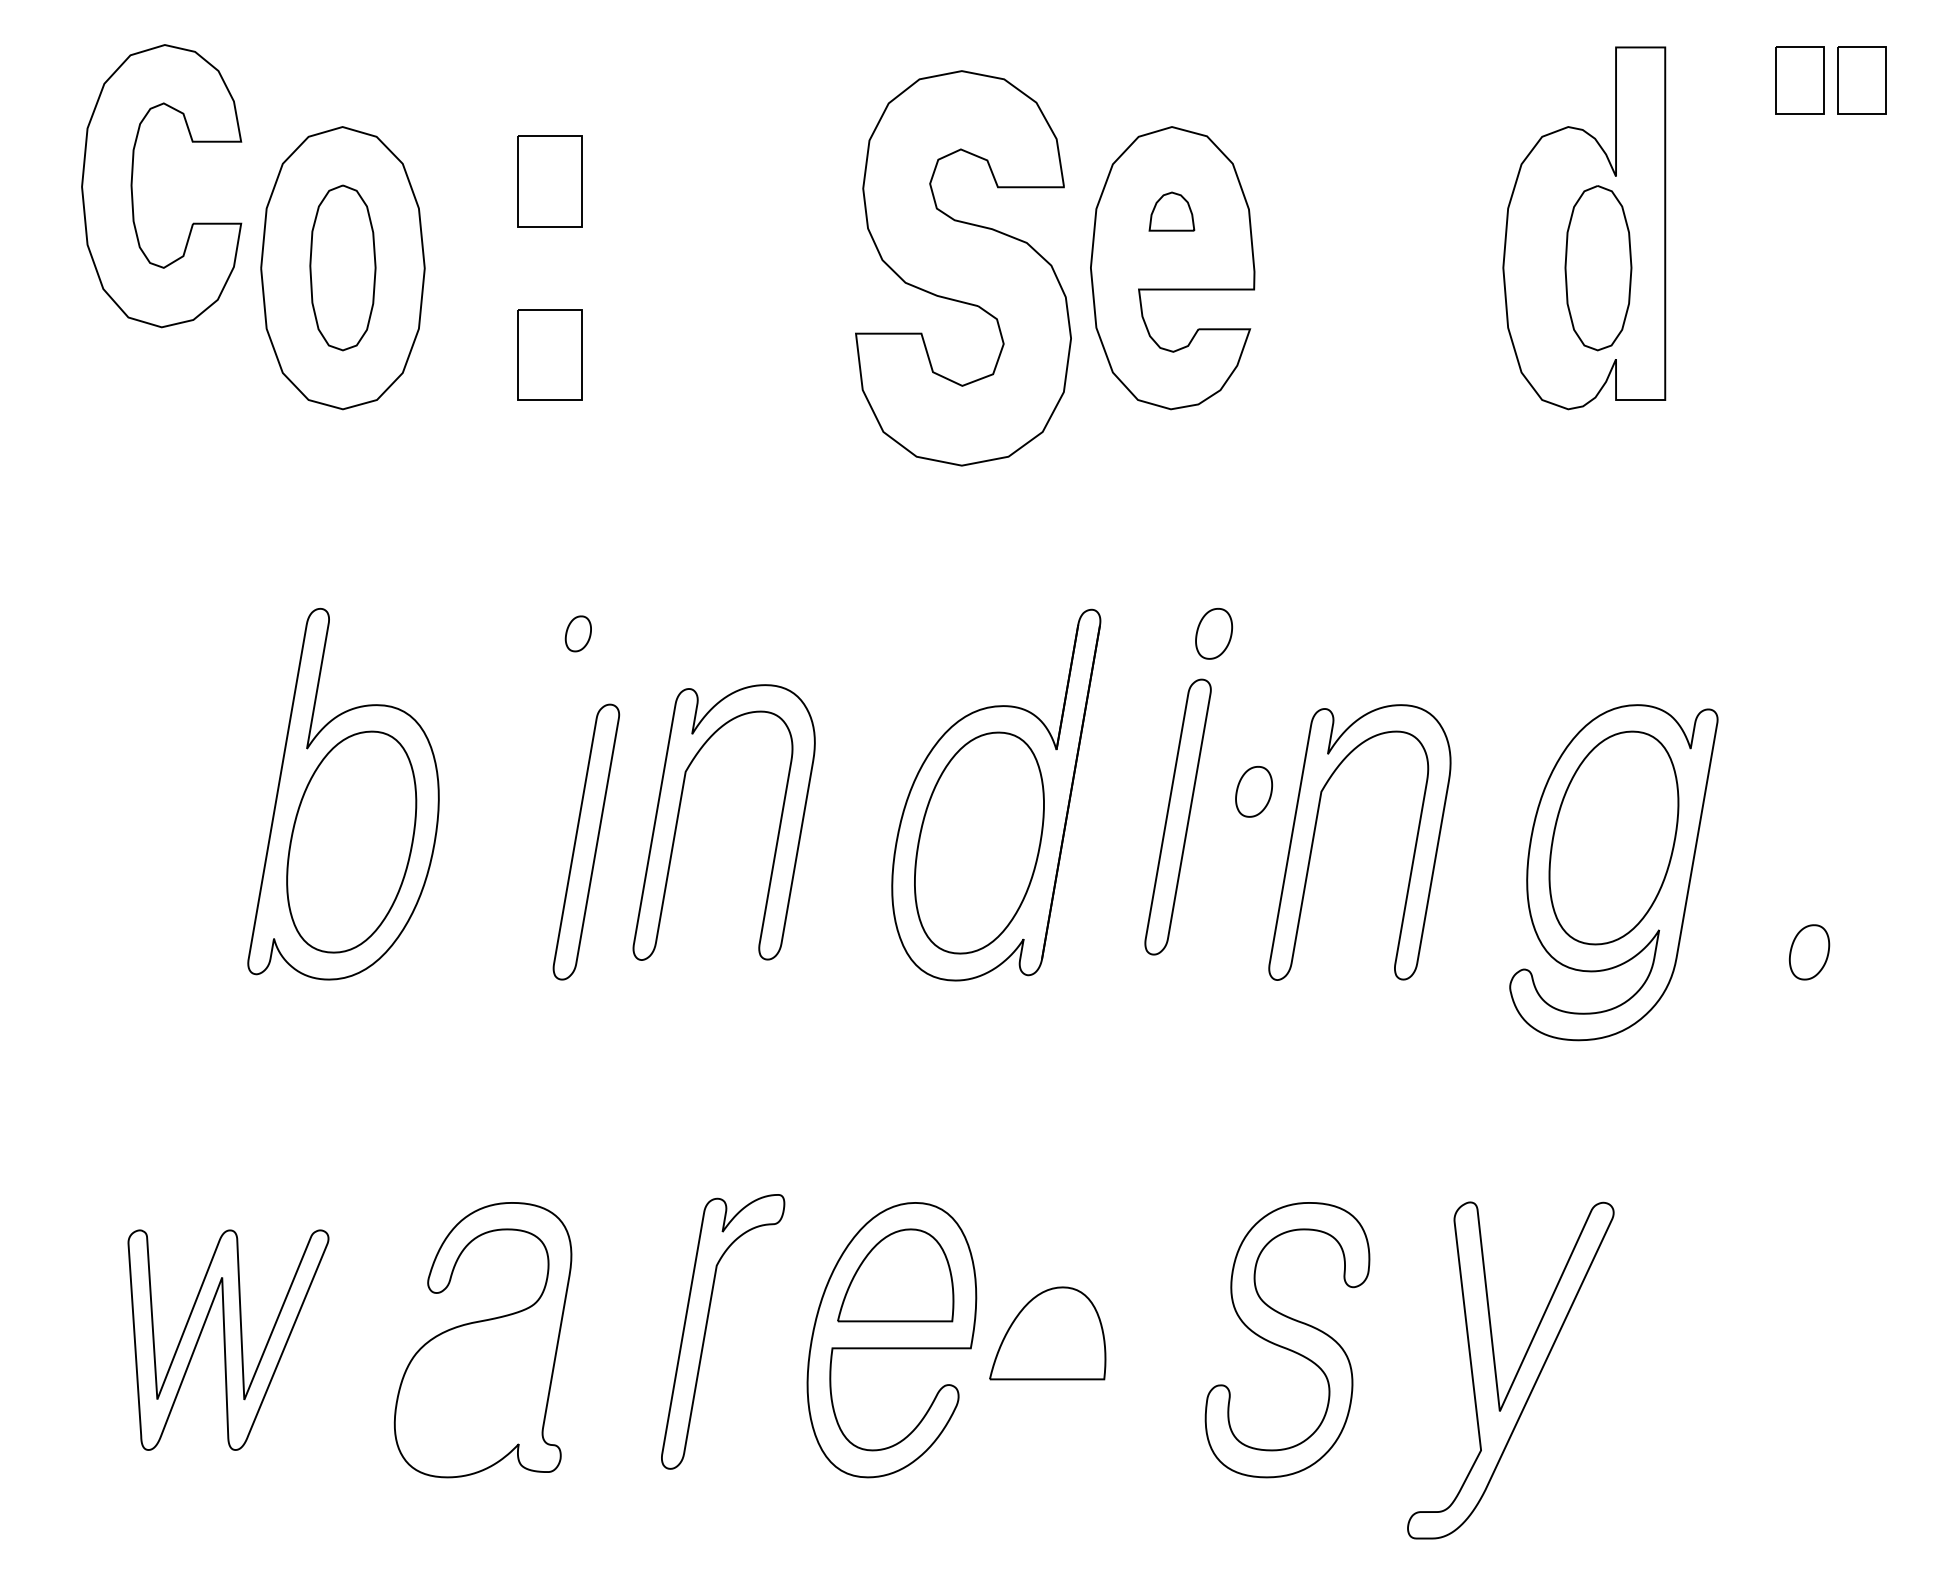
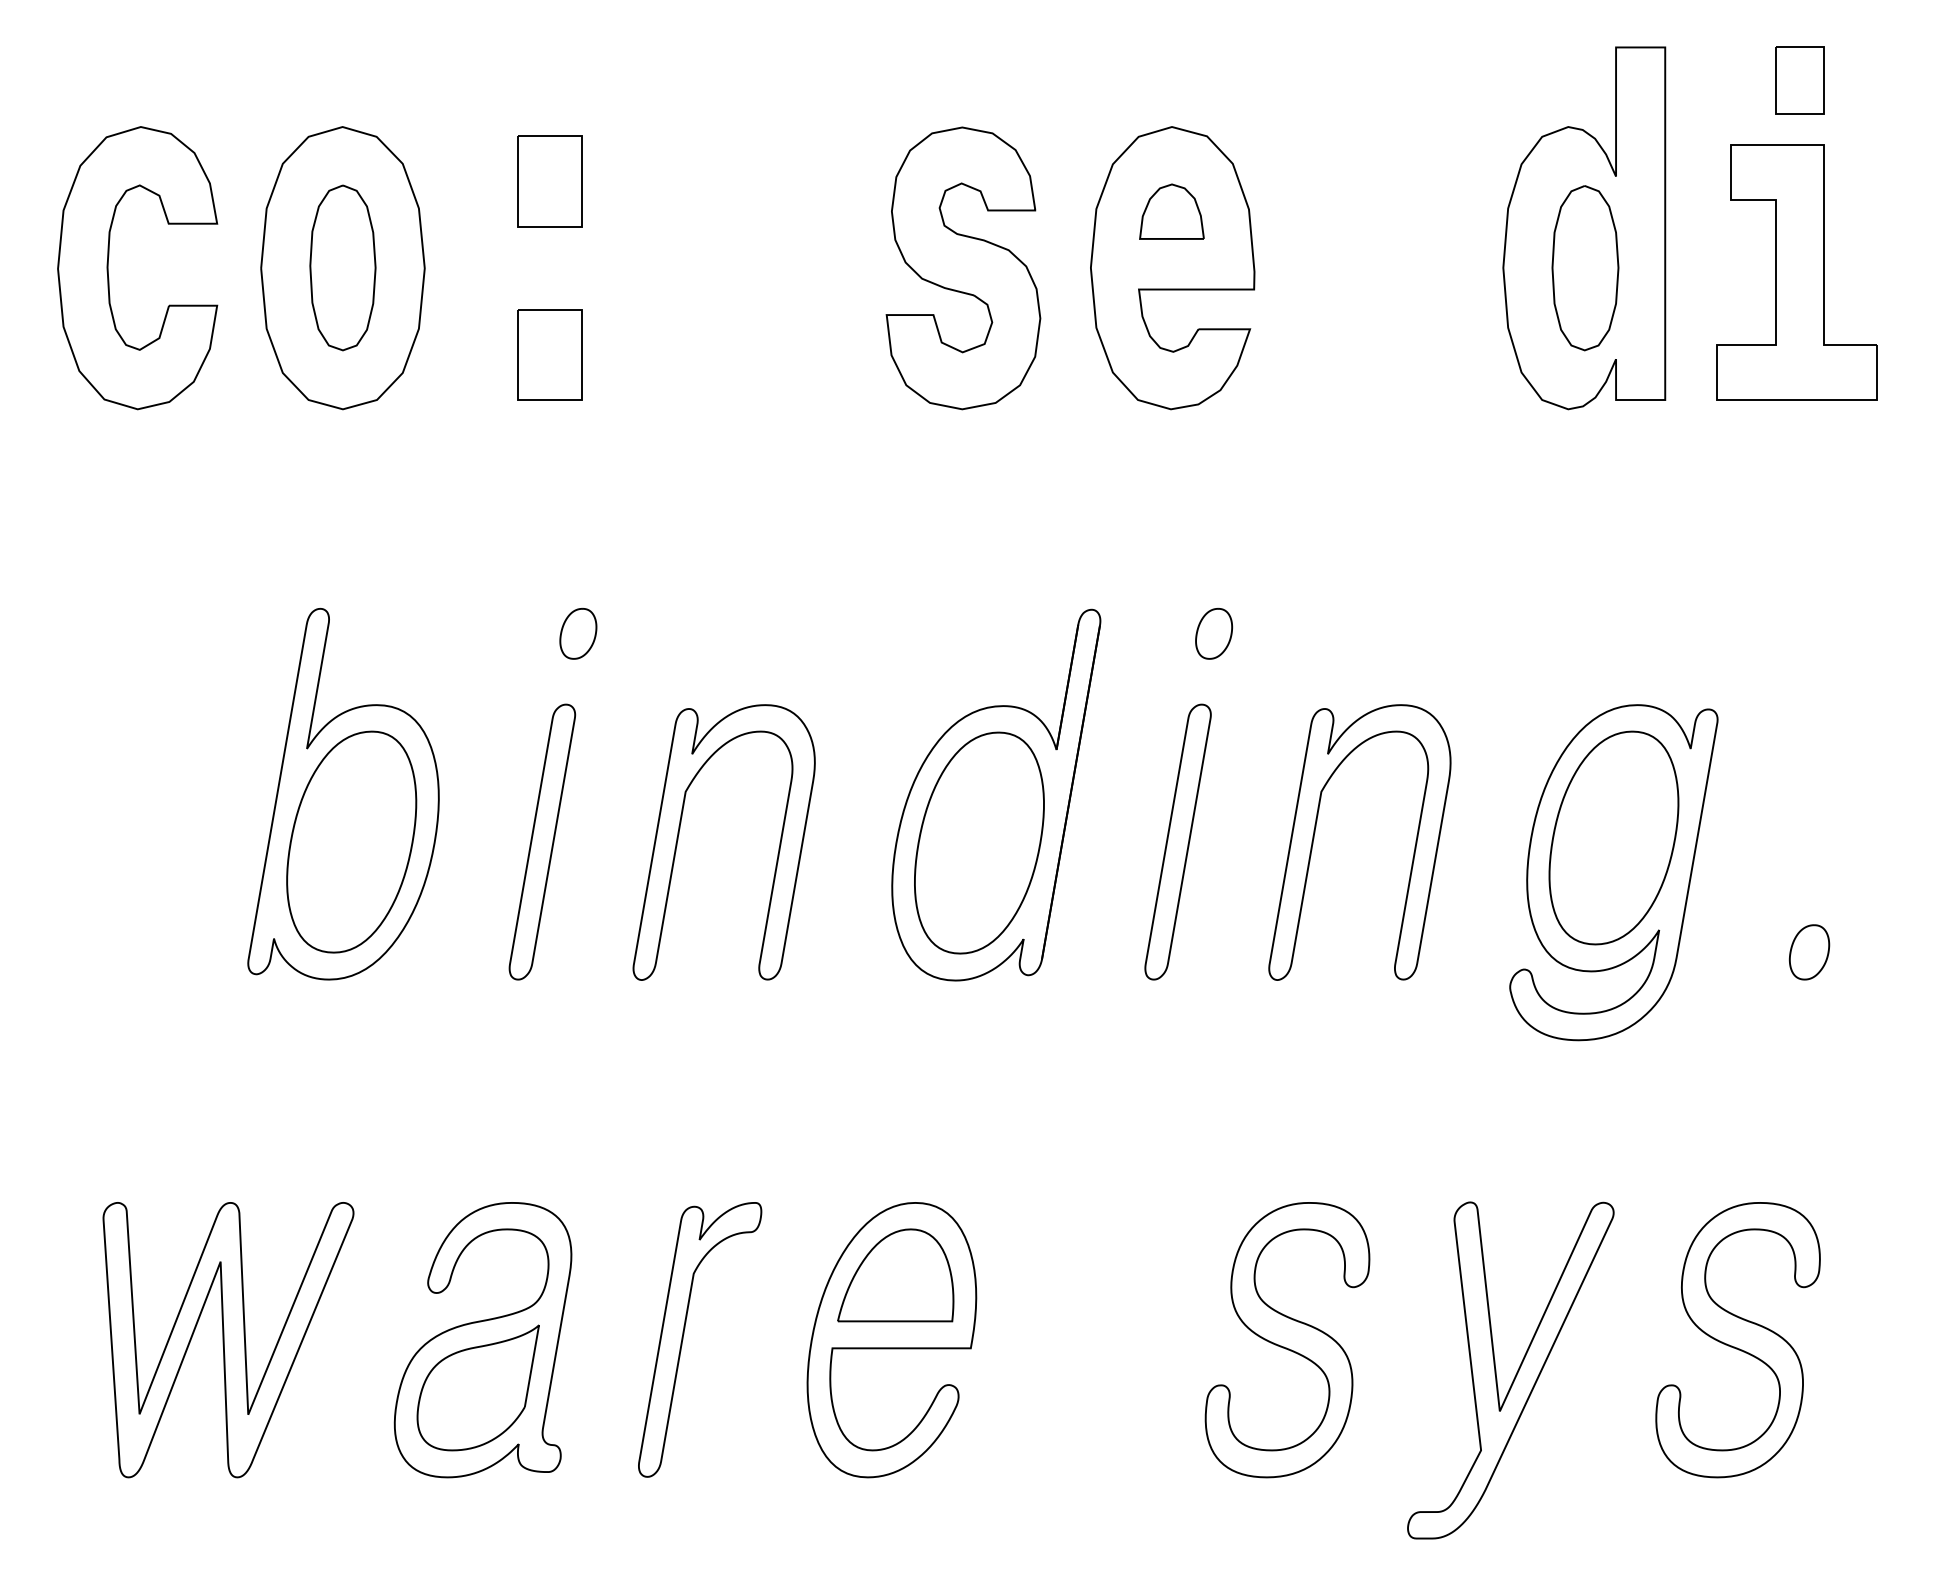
part: present -> none (1861, 80)
part position: (132, 186) -> (108, 268) (108, 268)
part size: 48x41 px -> 66x57 px (1171, 211)
part size: 217x397 px -> 157x285 px (963, 268)
part position: (1598, 268) -> (1585, 268) (1585, 268)
part: none -> present (1796, 272)
part size: 28x38 px -> 39x52 px (578, 633)
part: present -> none (1254, 791)
part position: (679, 814) -> (679, 834) (679, 834)
part position: (1177, 816) -> (1177, 841) (1177, 841)
part position: (586, 841) -> (542, 841) (542, 841)
part position: (707, 1326) -> (684, 1334) (684, 1334)
part: present -> none (1047, 1333)
part size: 203x222 px -> 253x277 px (228, 1340)
part: none -> present (1737, 1340)
part: none -> present (477, 1387)
